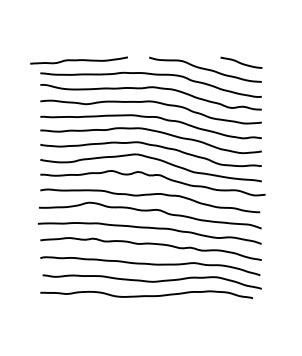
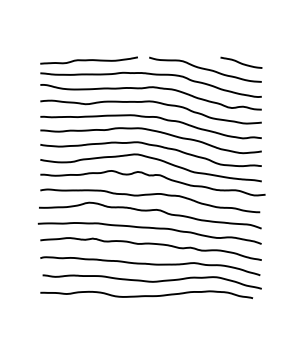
curve position: (78, 60) -> (88, 60) (88, 60)
